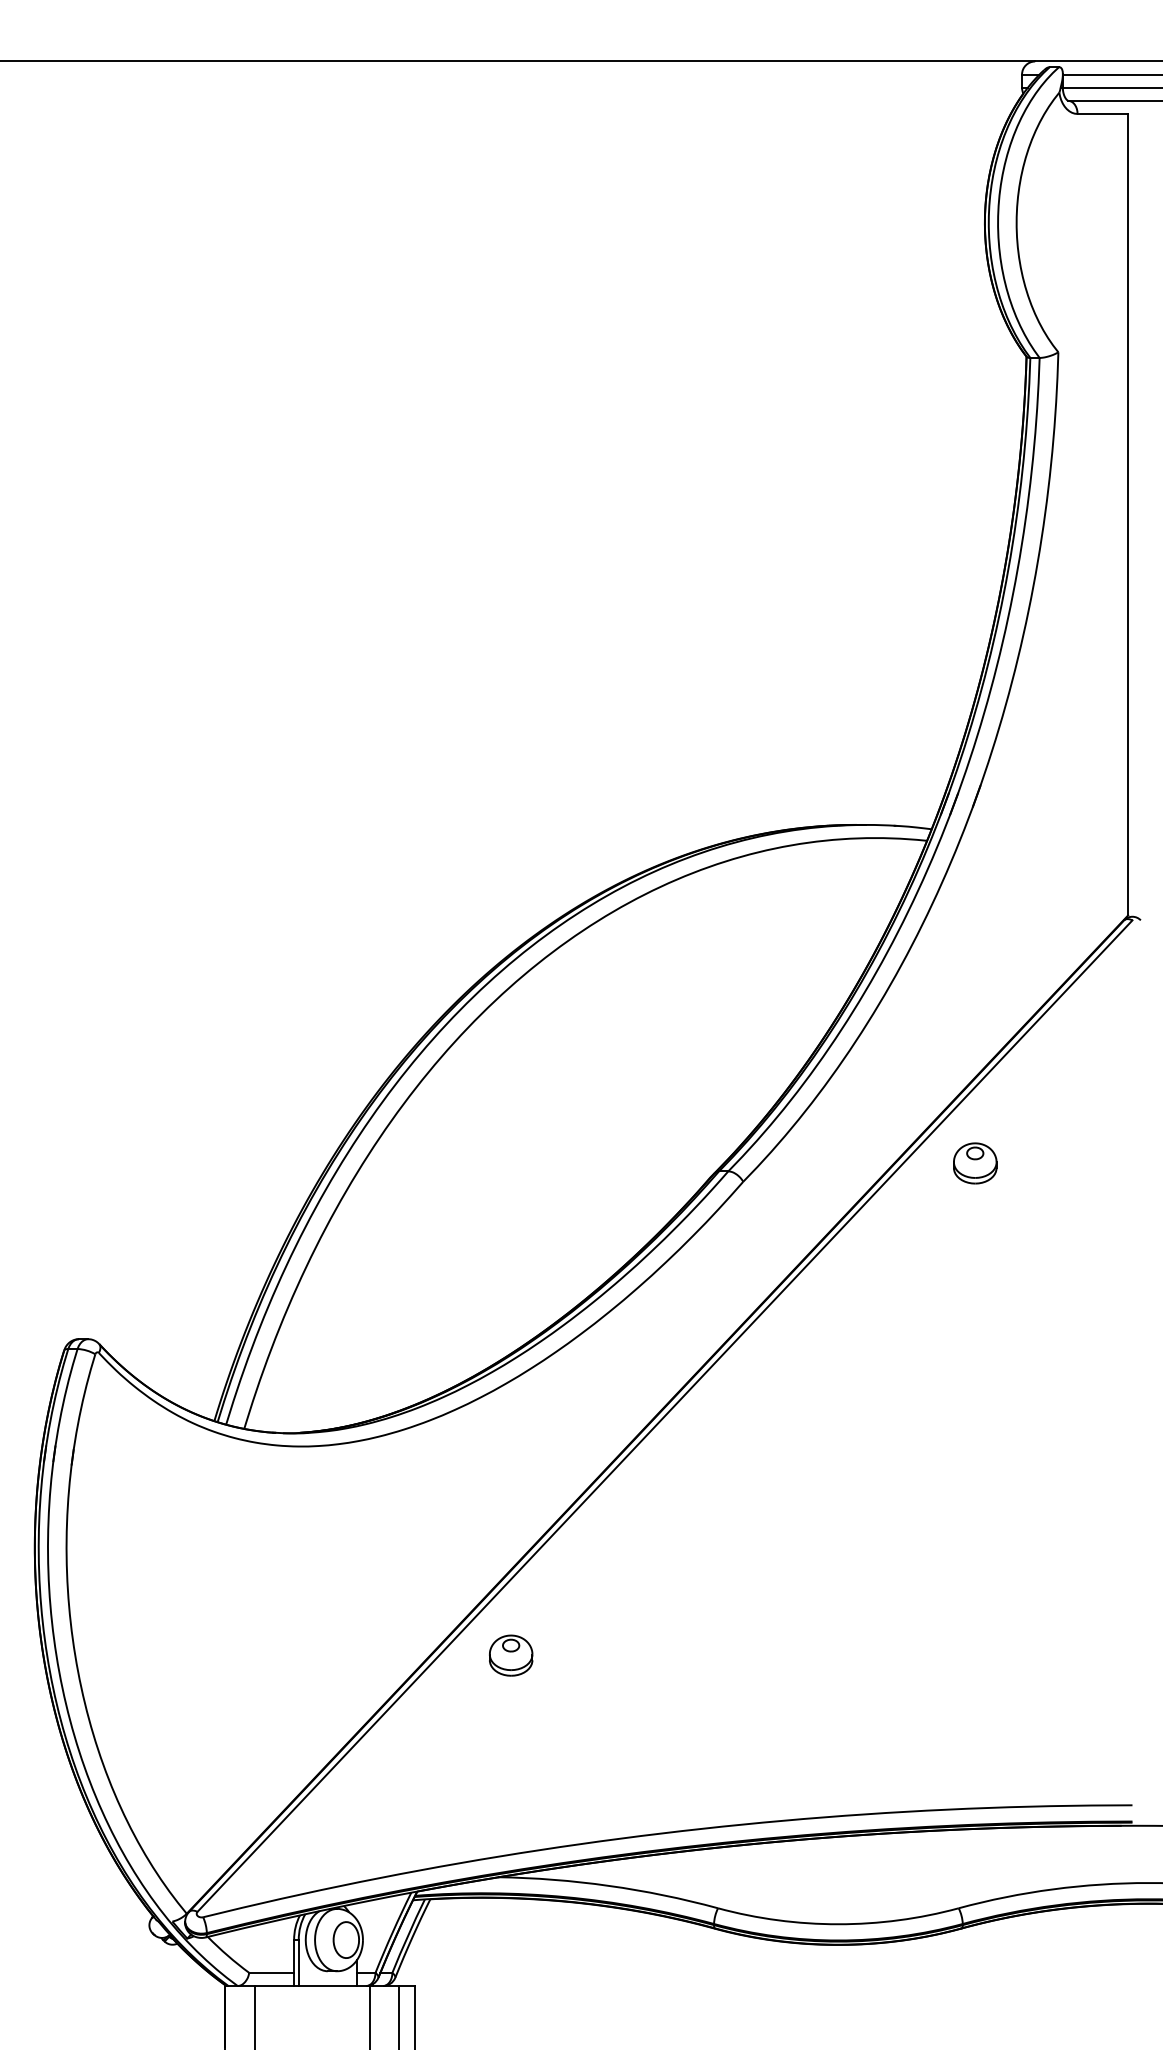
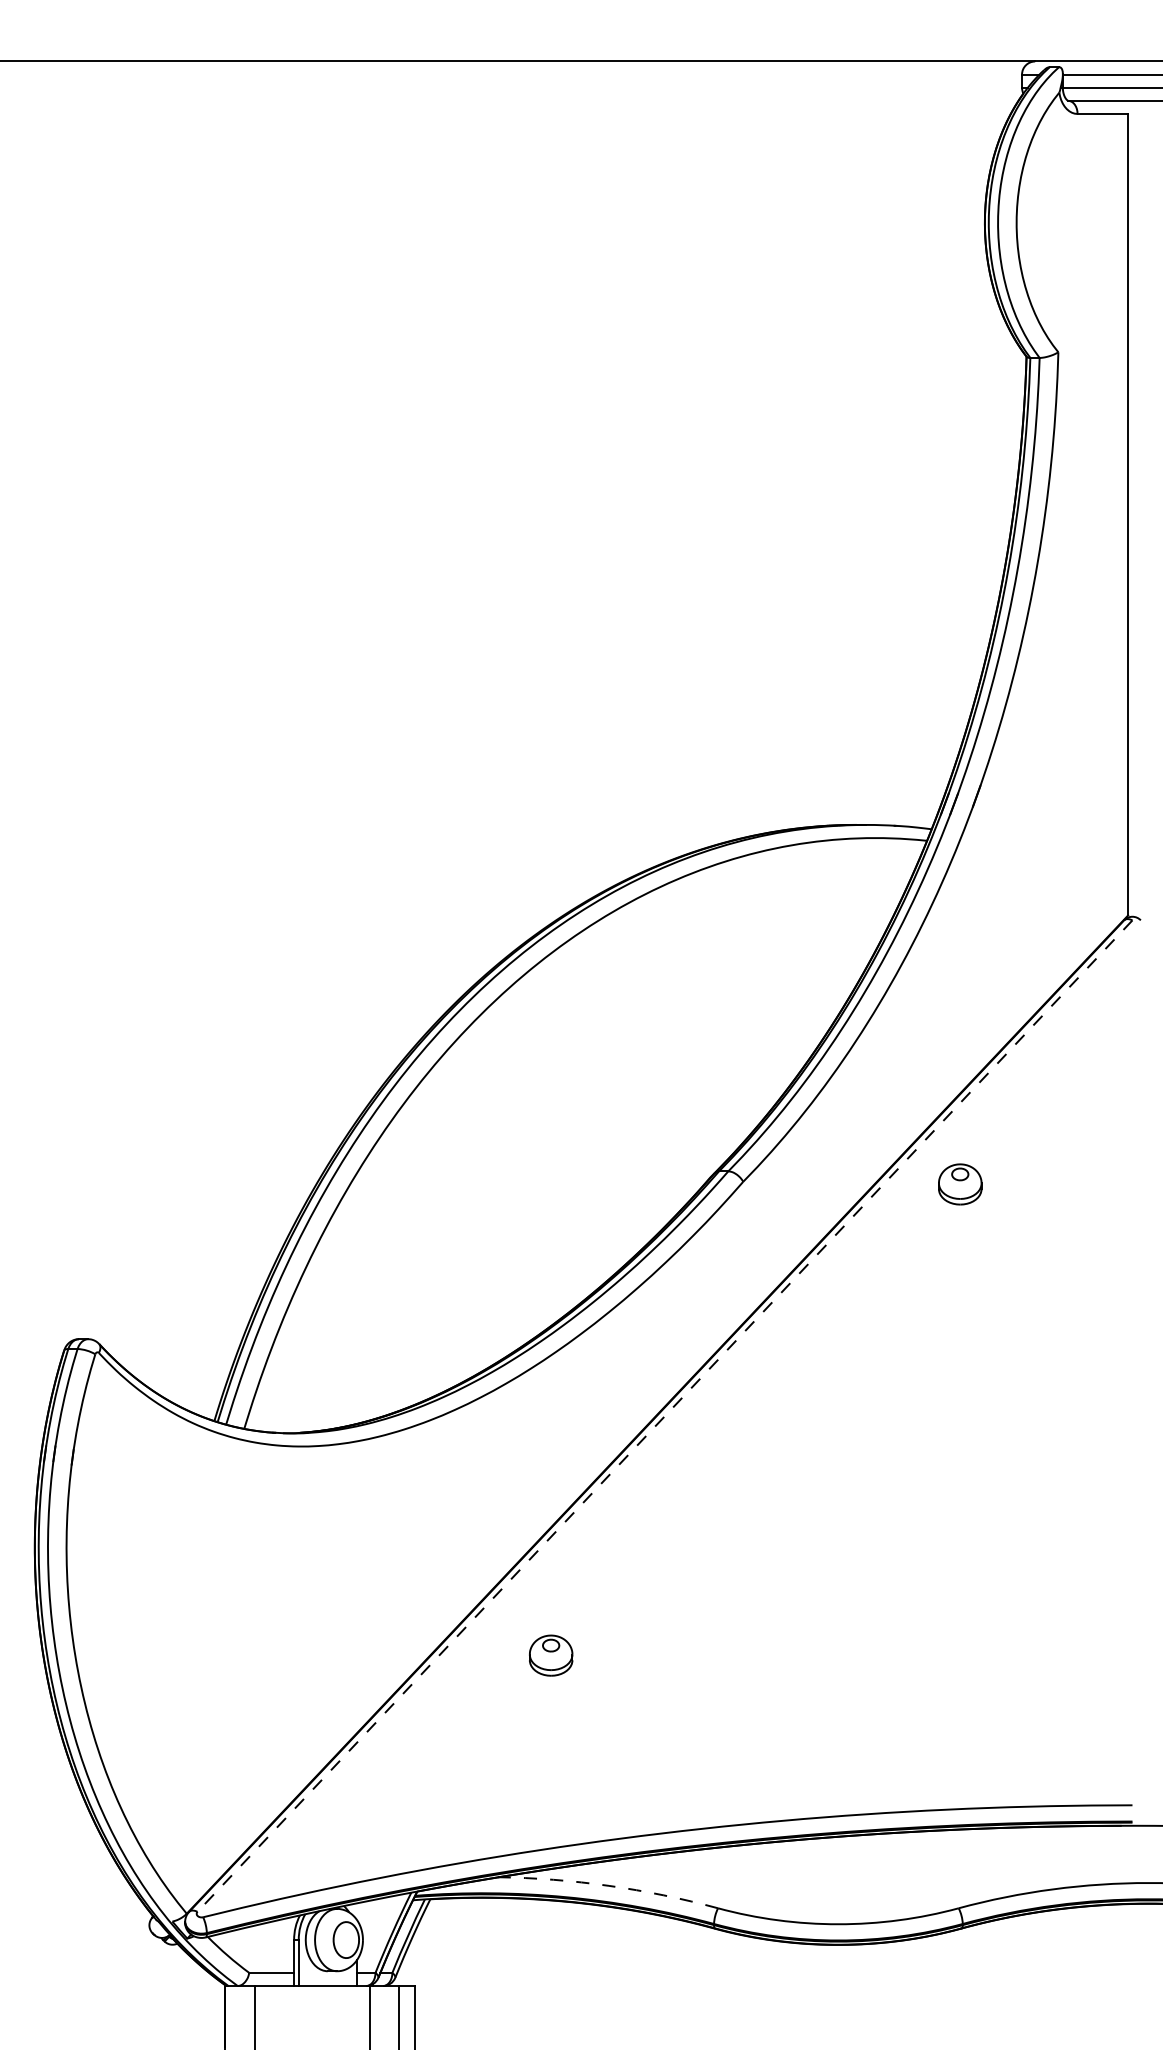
part position: (975, 1163) -> (960, 1184) (960, 1184)
line: solid -> dashed (664, 1416)
part position: (511, 1655) -> (551, 1655) (551, 1655)
arc: solid -> dashed (608, 1885)
